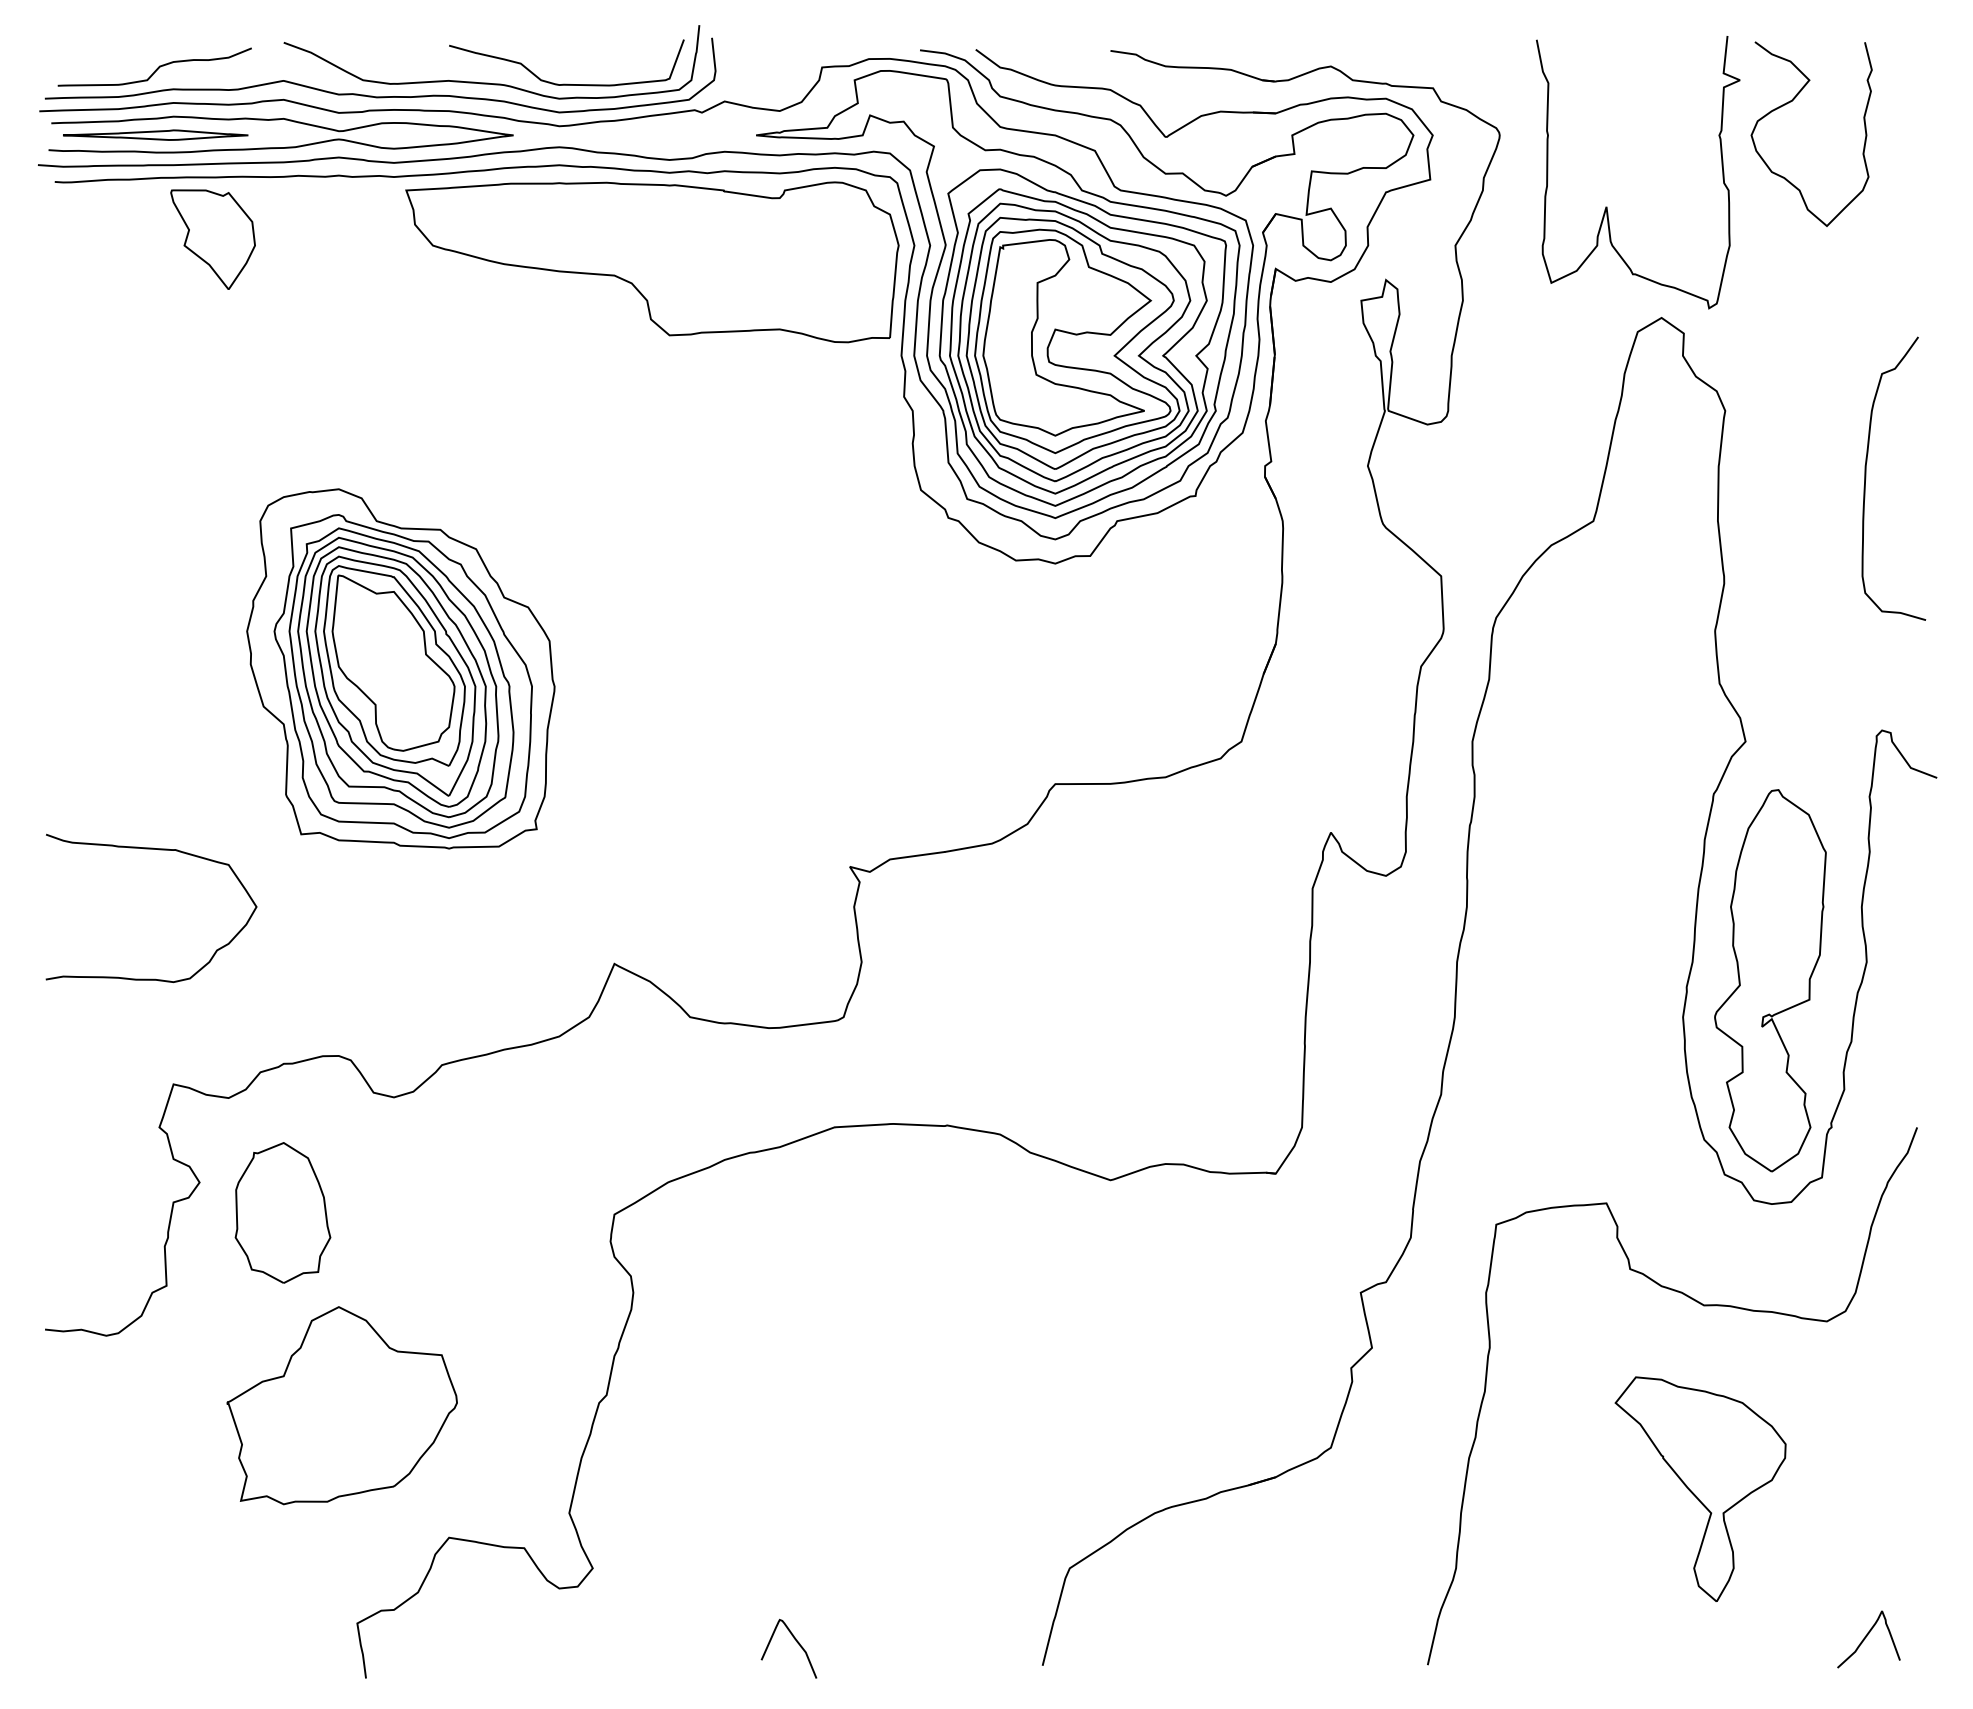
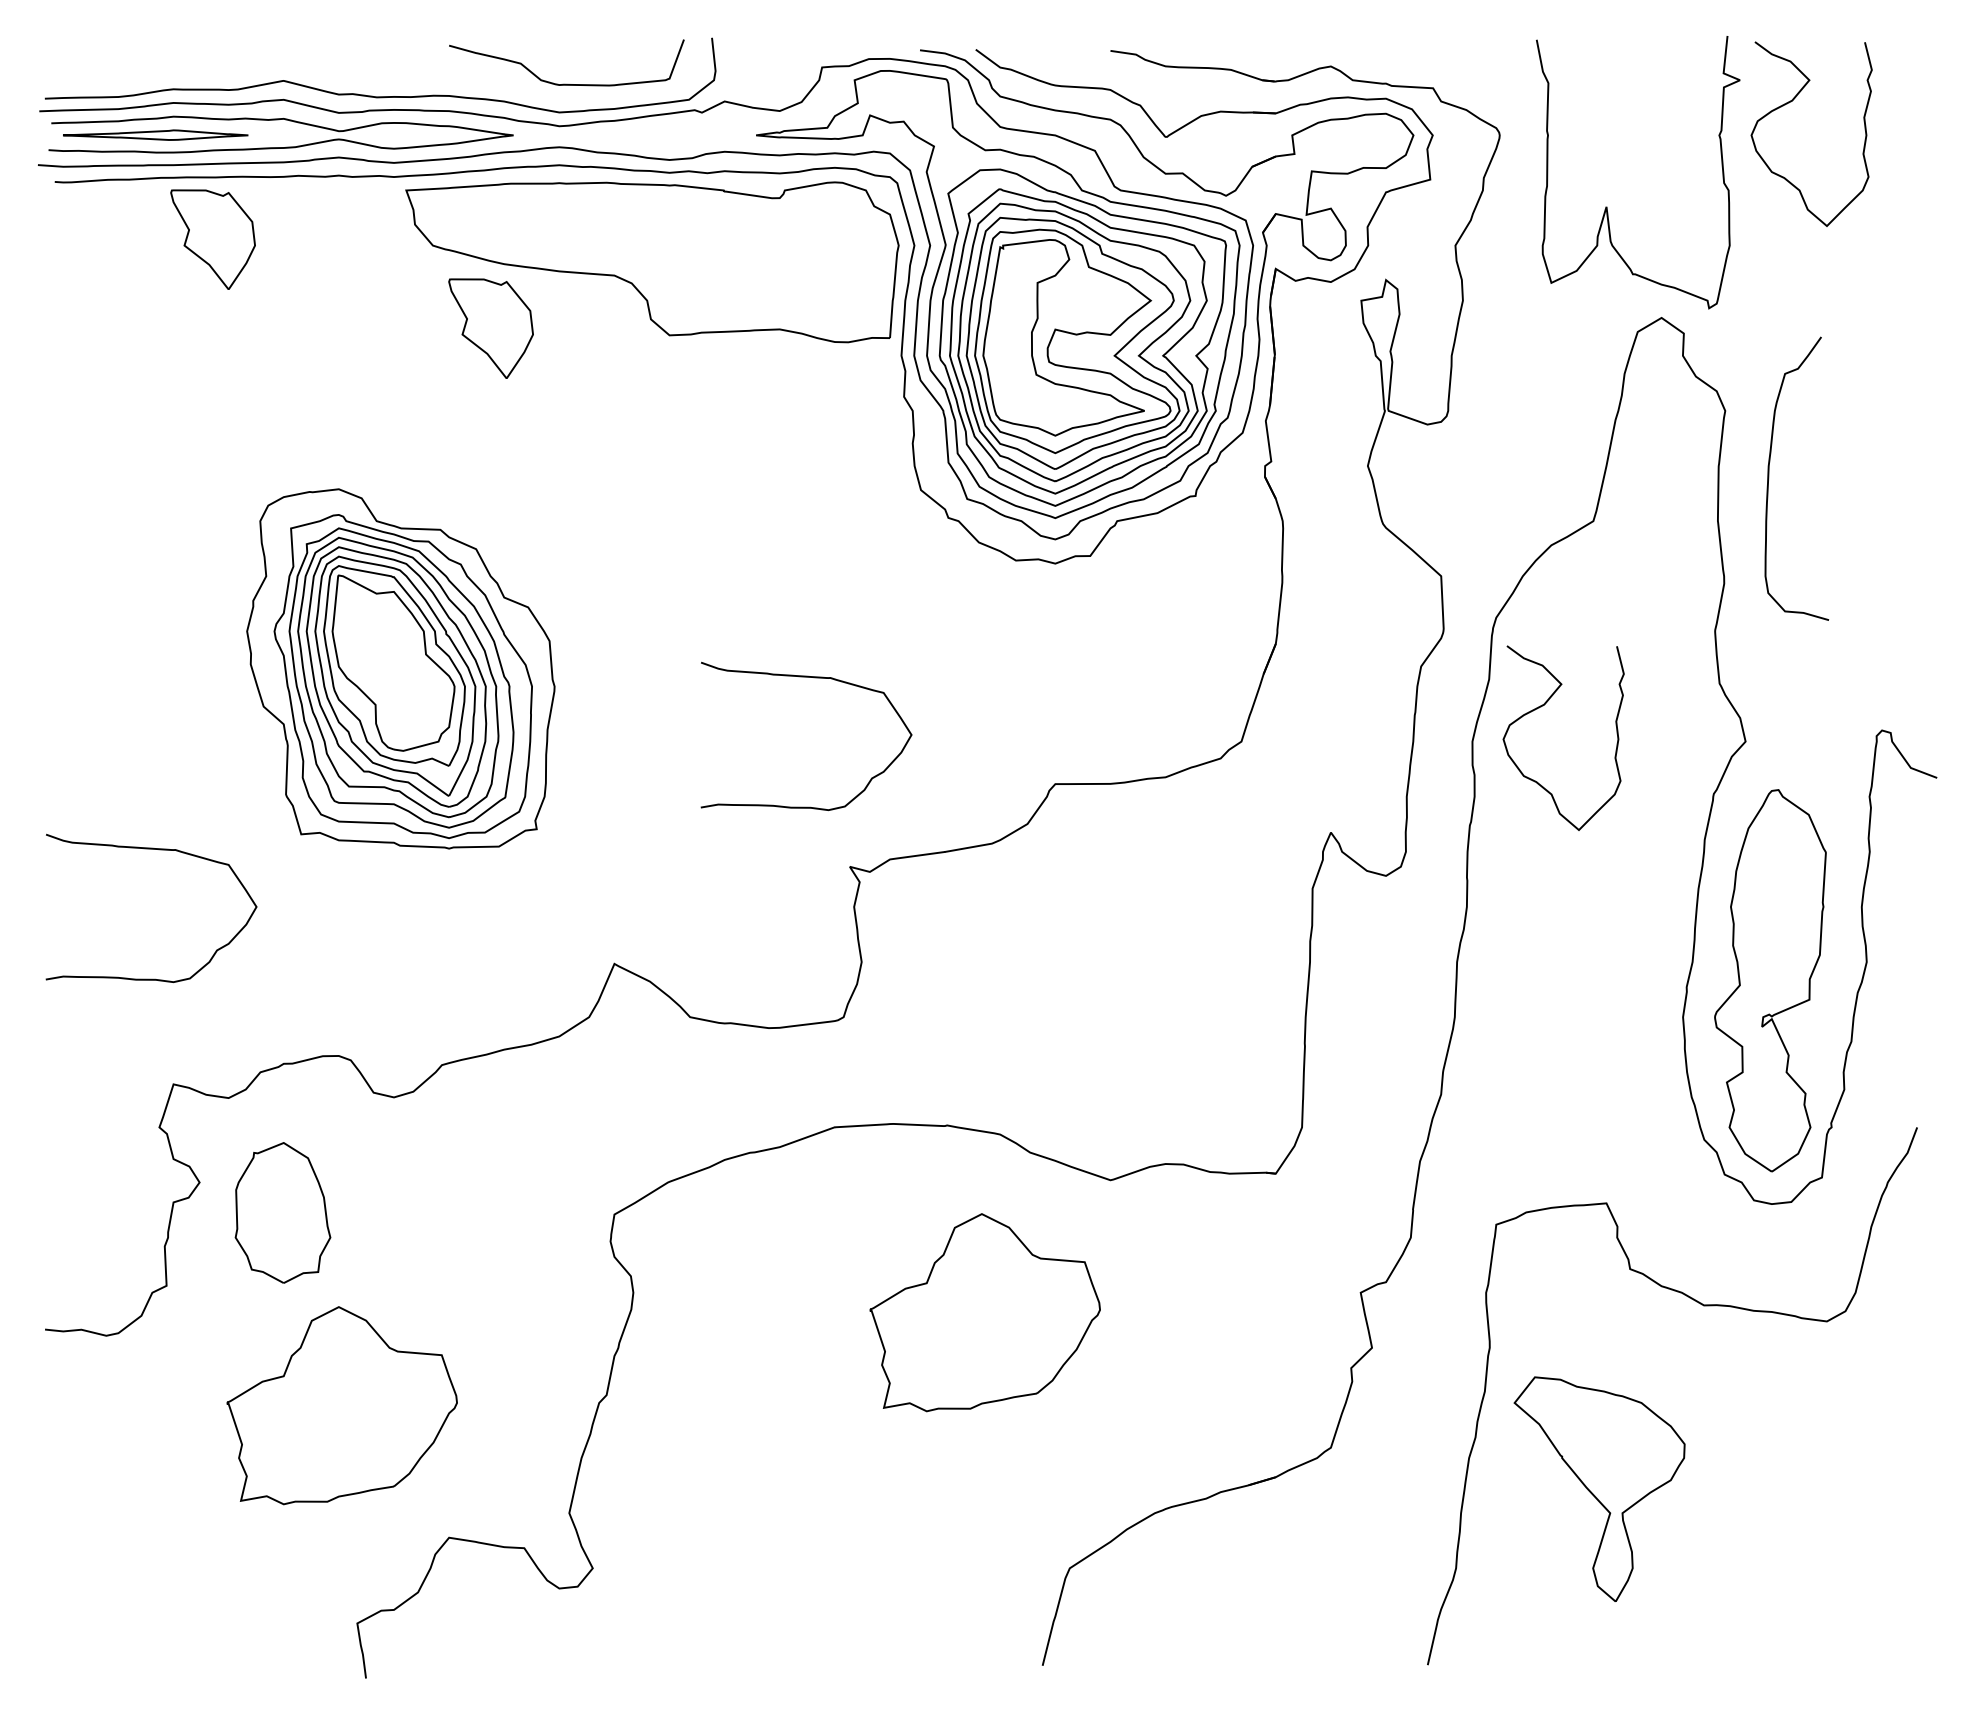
curve: present -> none (156, 68)
curve: present -> none (488, 82)
part: none -> present (490, 328)
curve position: (1866, 478) -> (1769, 478) (1769, 478)
curve: none -> present (814, 678)
curve: none -> present (1543, 706)
part: none -> present (984, 1312)
part position: (1700, 1488) -> (1599, 1488) (1599, 1488)
curve: present -> none (1866, 1637)
curve: present -> none (796, 1642)
